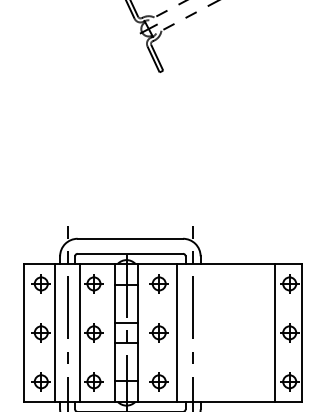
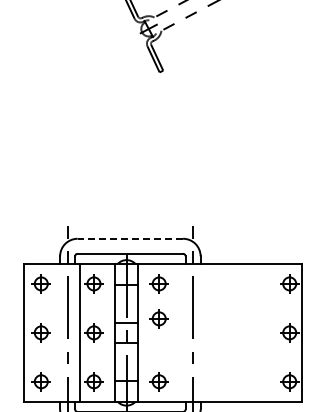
line: solid -> dashed (130, 238)
line: present -> none (54, 332)
part position: (158, 332) -> (158, 318) (158, 318)
line: present -> none (176, 332)
line: present -> none (274, 332)
